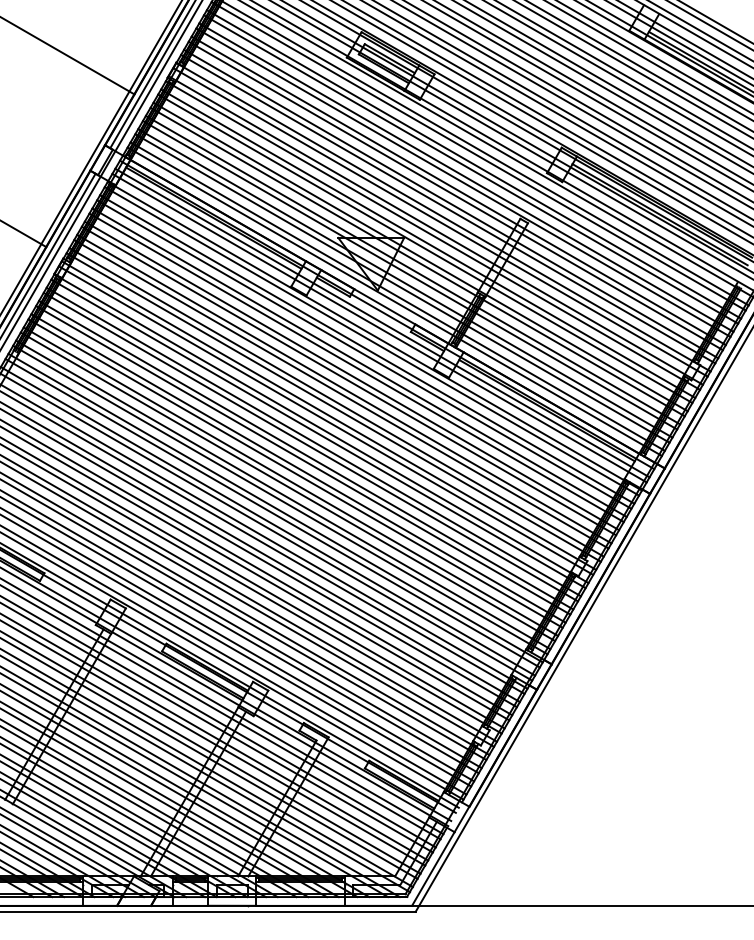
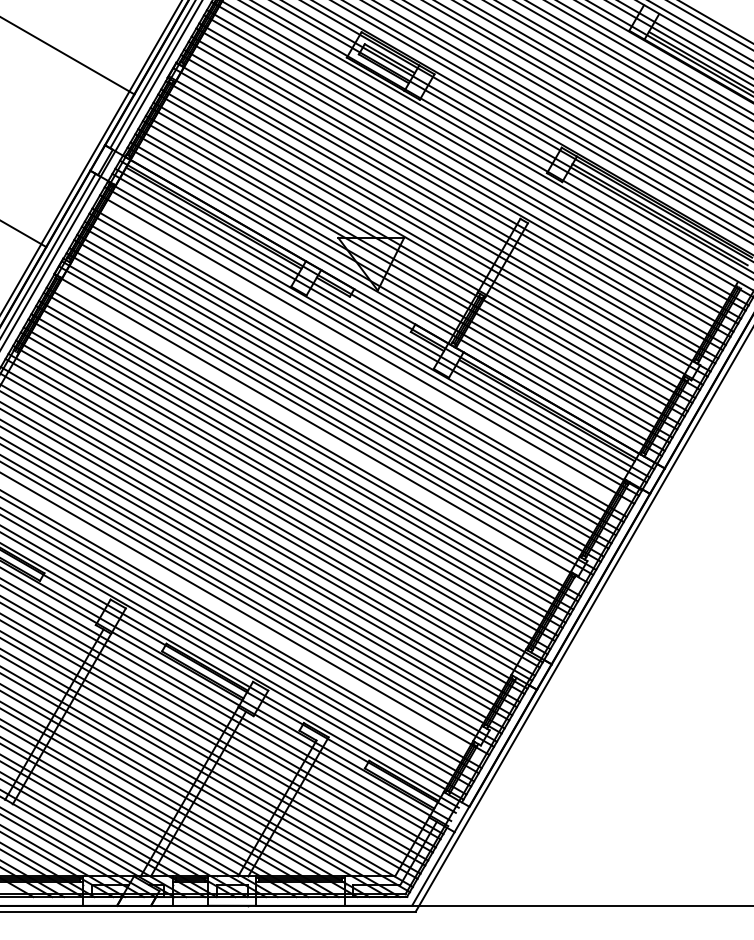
line: present -> none (364, 354)
line: present -> none (318, 433)
line: present -> none (244, 619)
